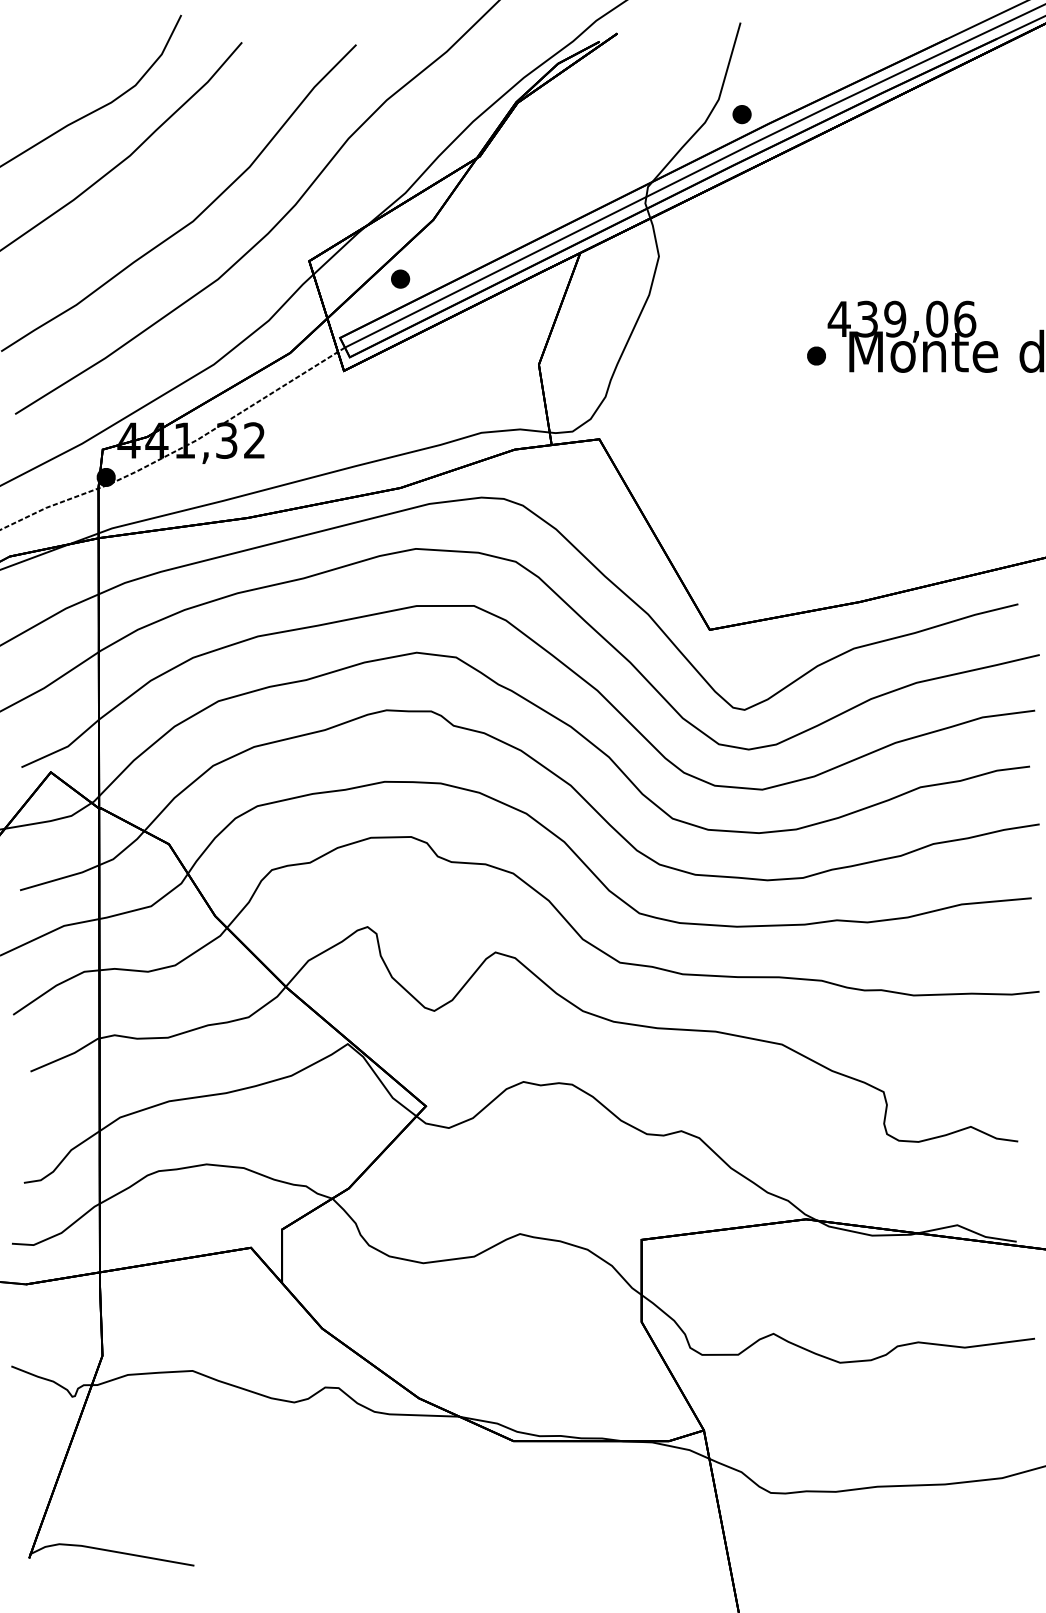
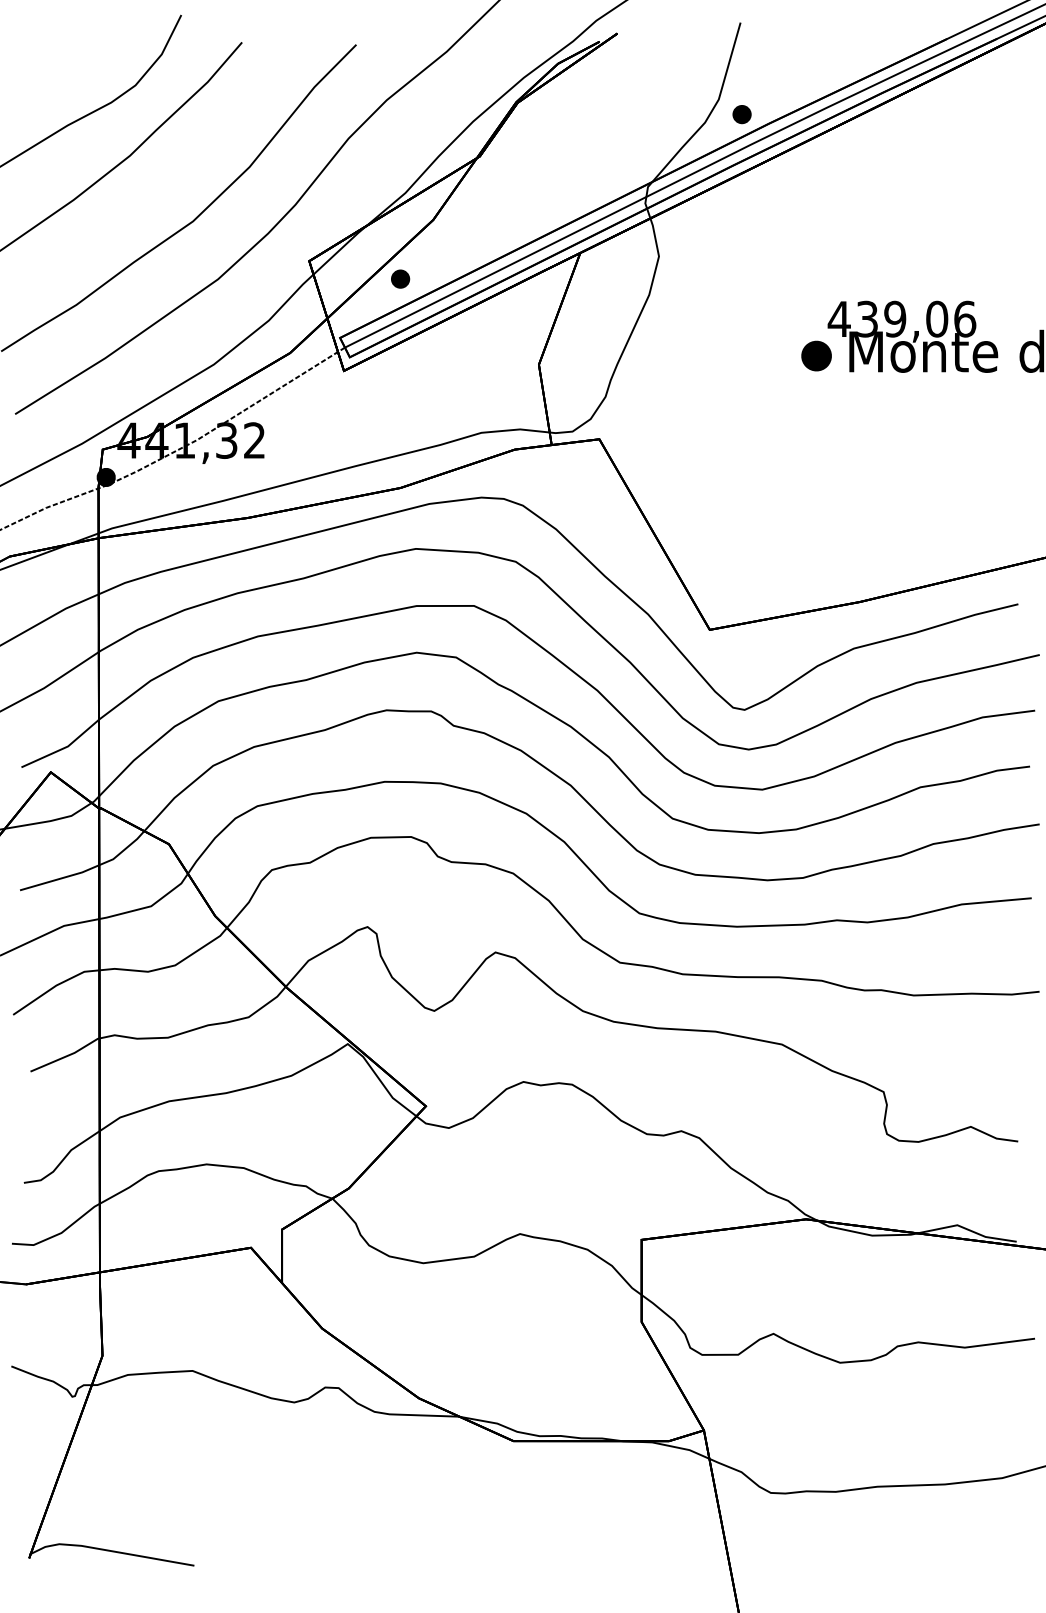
part size: 19x20 px -> 31x32 px (816, 355)
